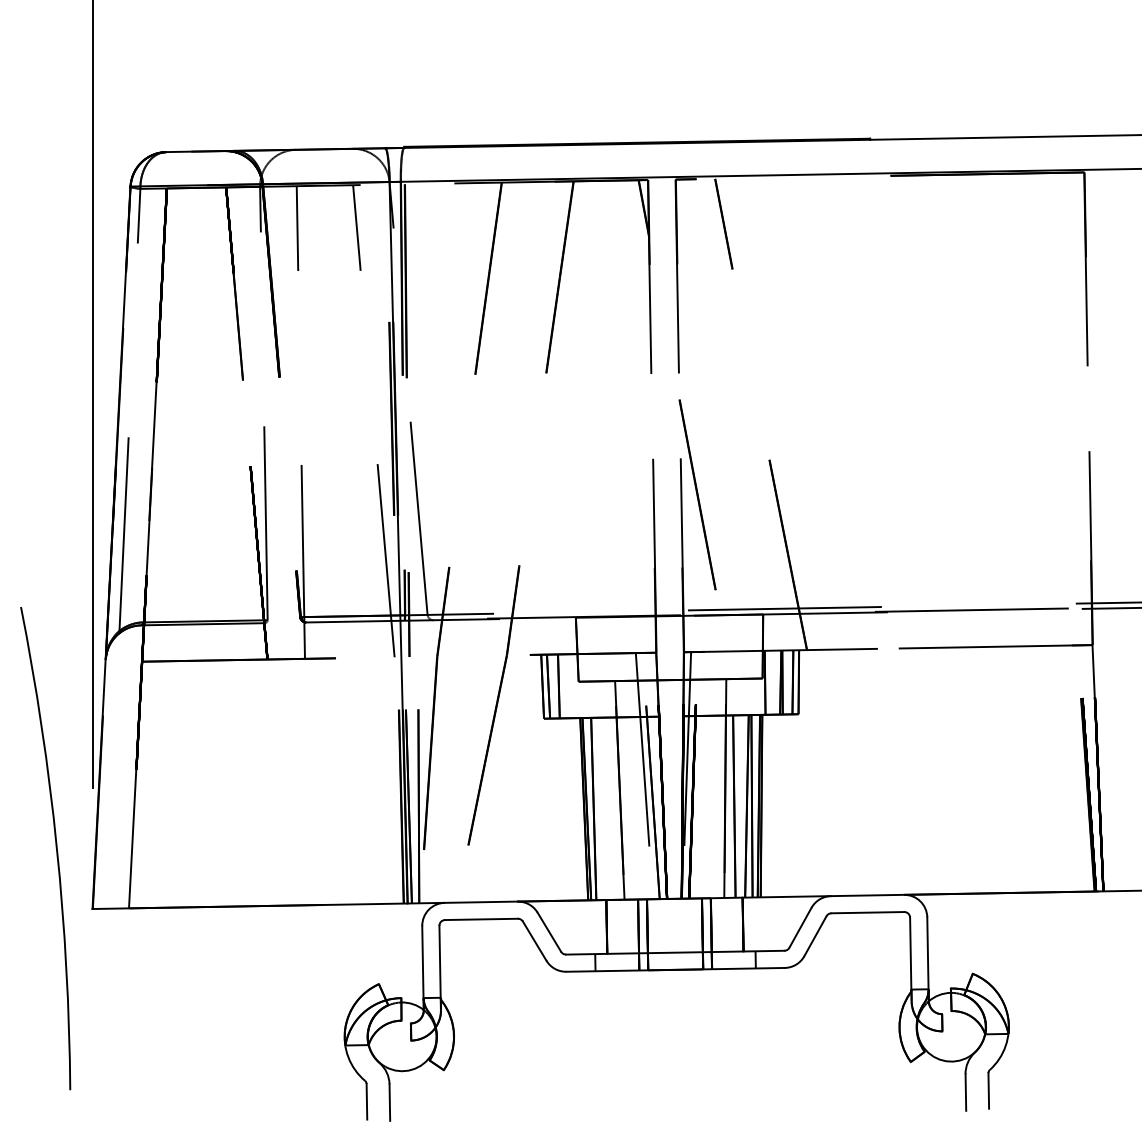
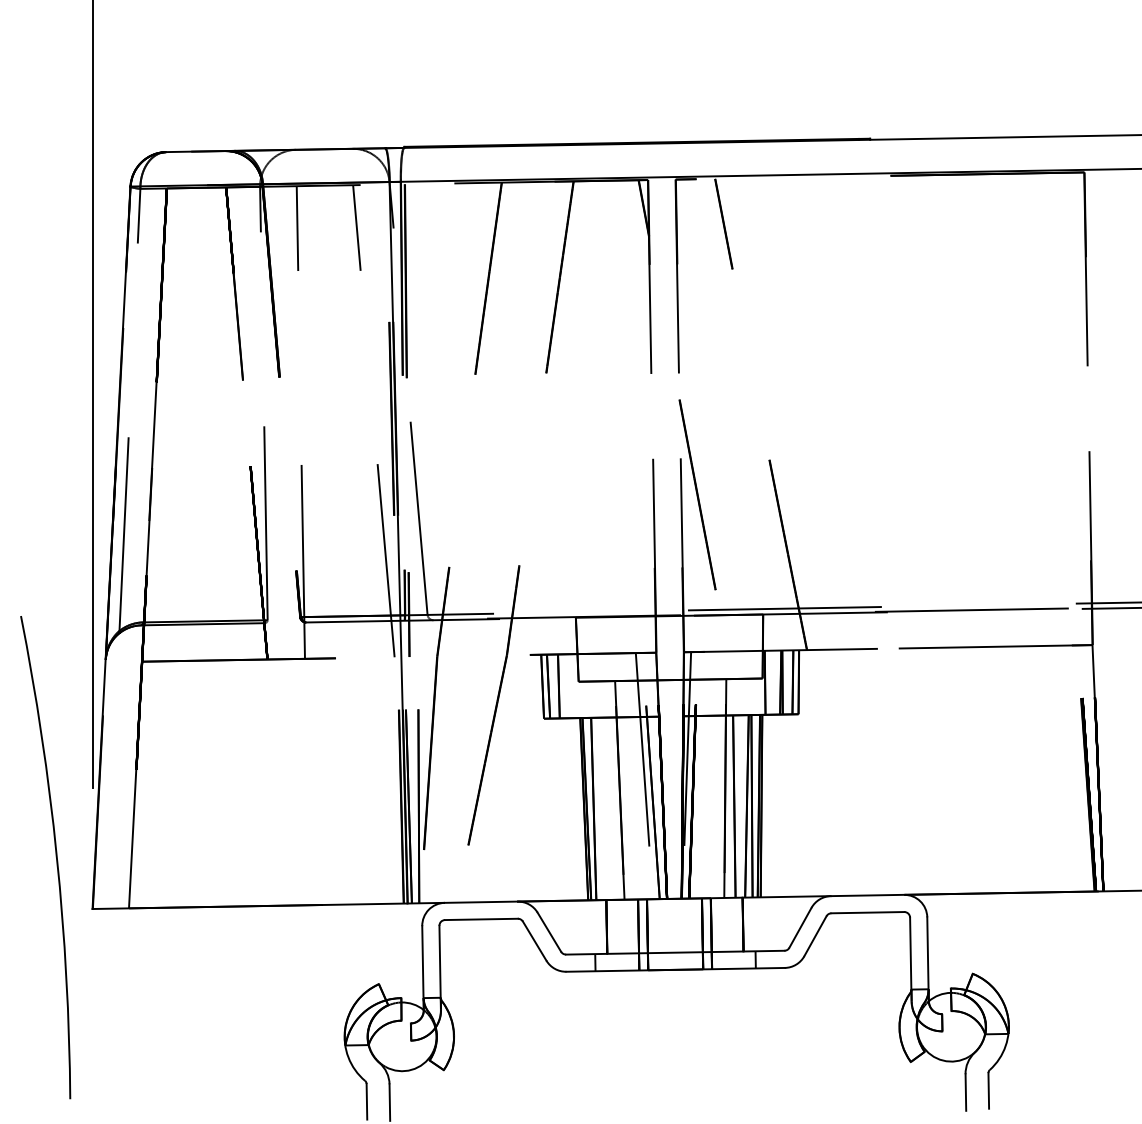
arc position: (55, 847) -> (55, 856) (55, 856)
